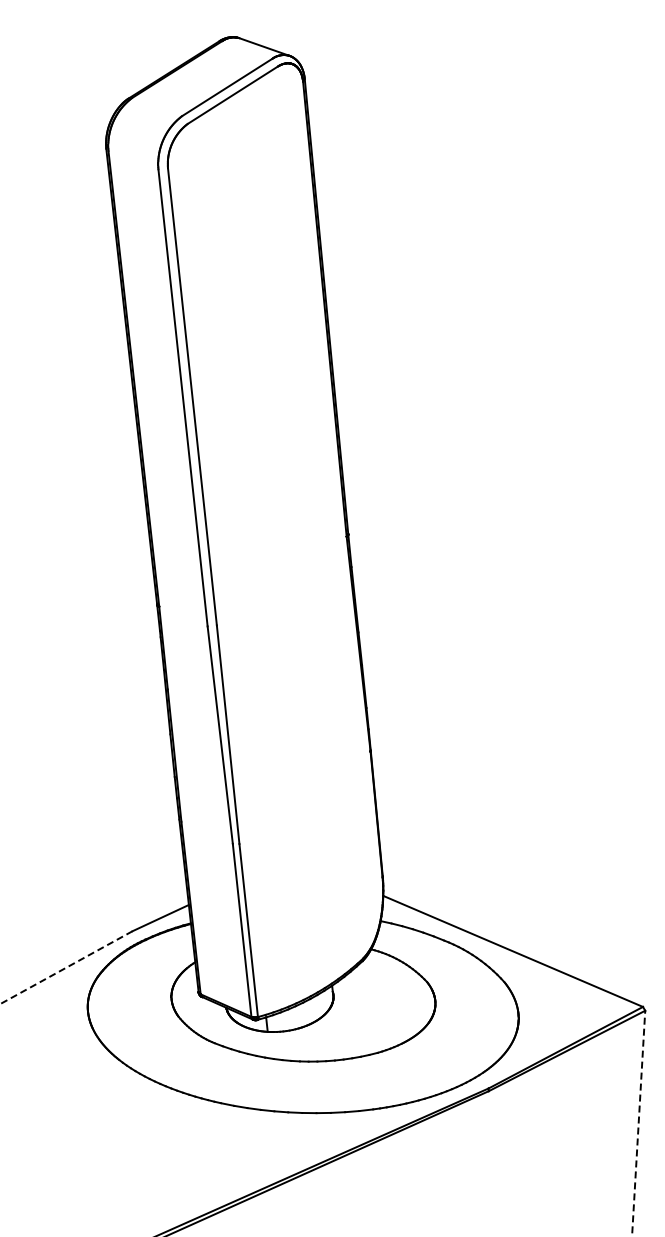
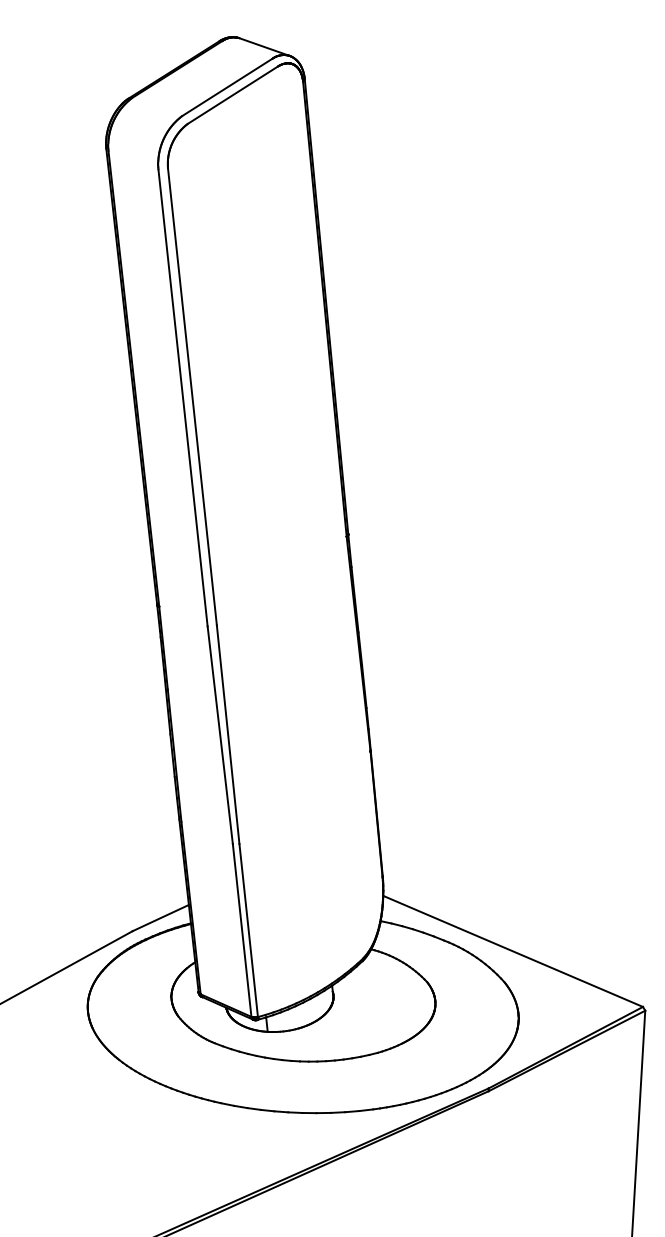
line: dashed -> solid (66, 967)
line: dashed -> solid (638, 1123)
